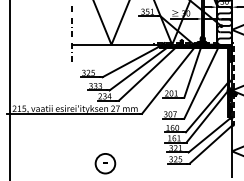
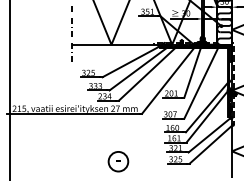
part position: (105, 163) -> (118, 161) (118, 161)
